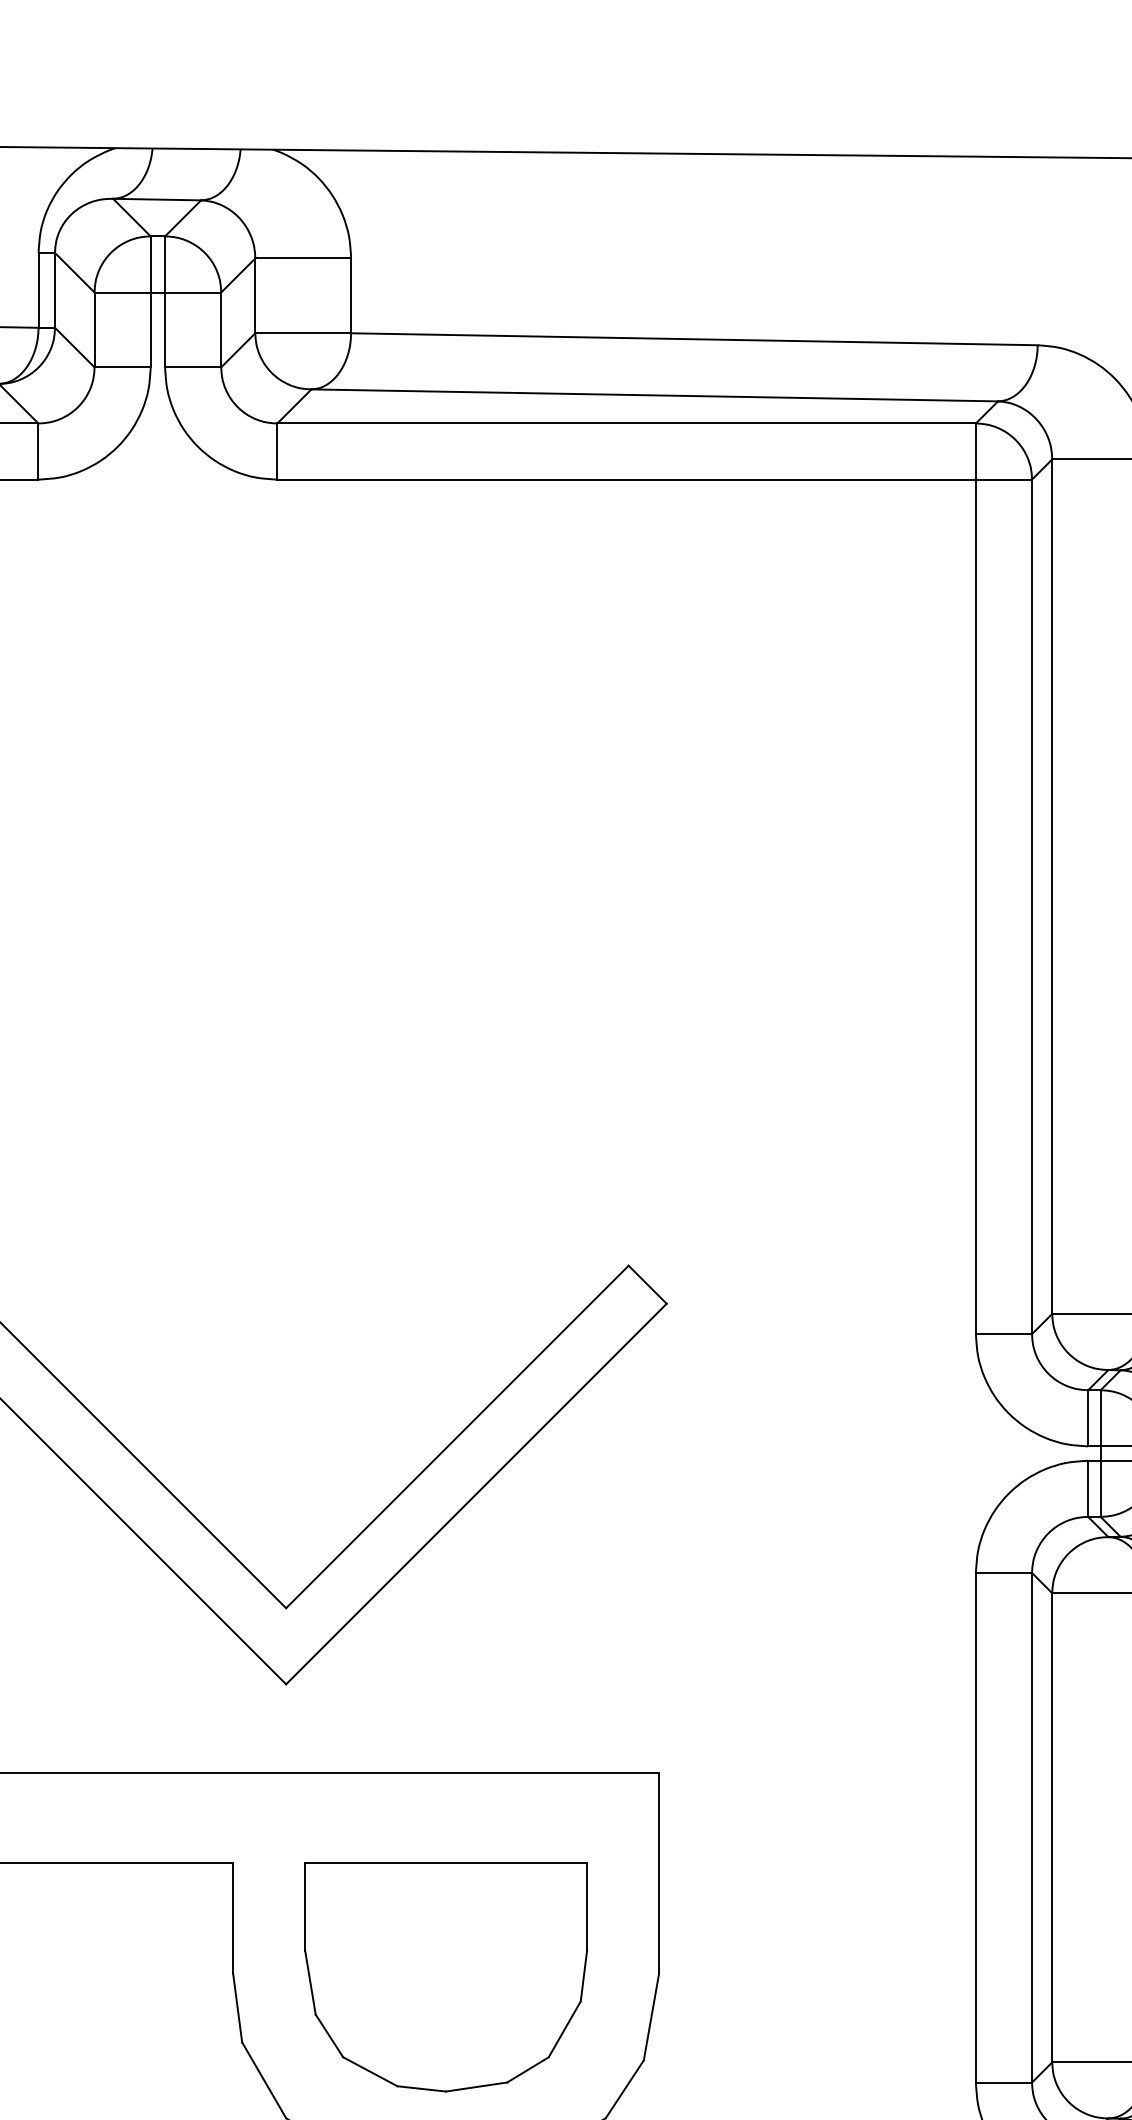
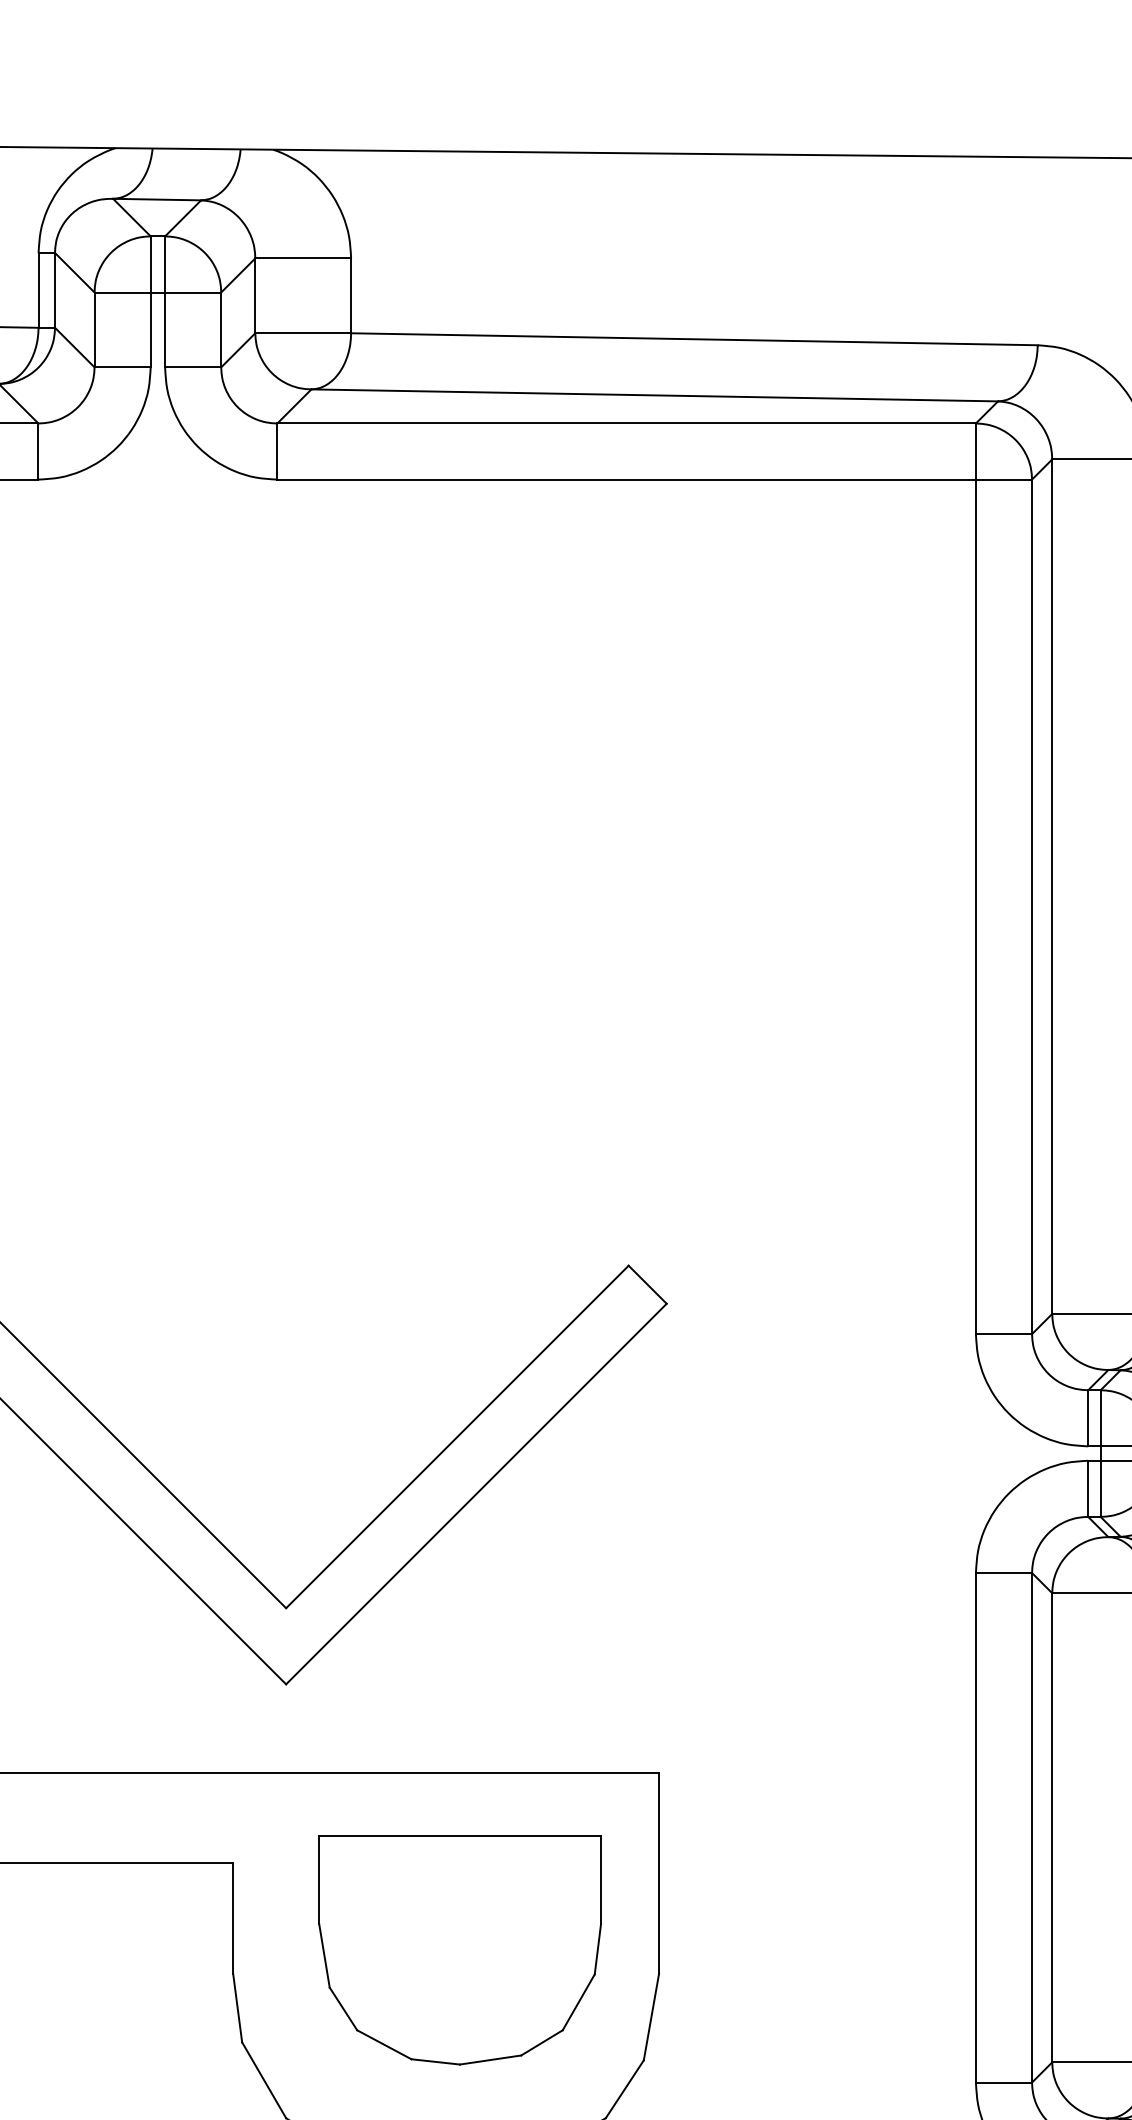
part position: (445, 1977) -> (459, 1950) (459, 1950)
